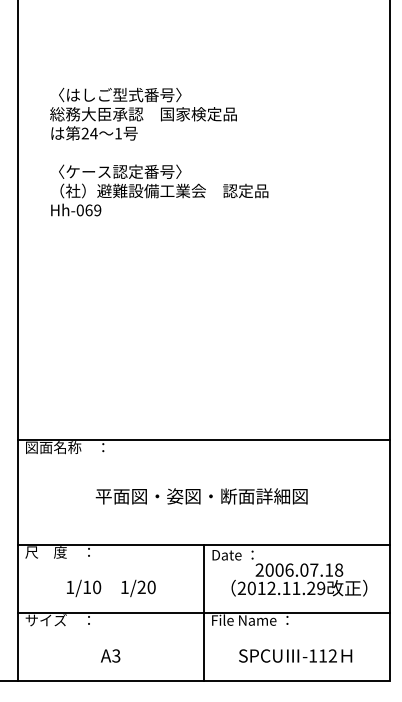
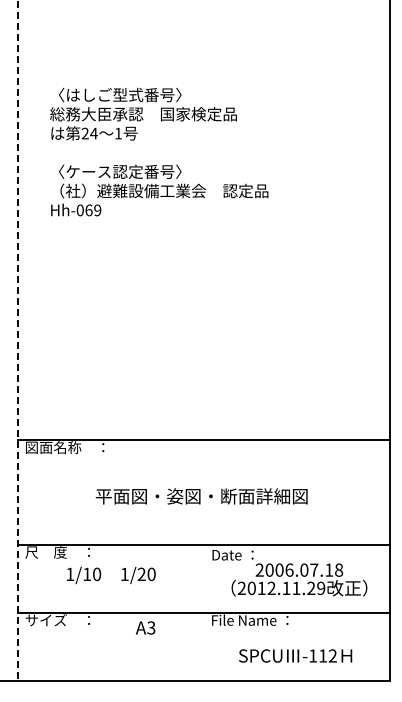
line: solid -> dashed (18, 341)
text position: (111, 588) -> (111, 575) (111, 575)
line: present -> none (203, 612)
text position: (110, 655) -> (145, 627) (145, 627)
